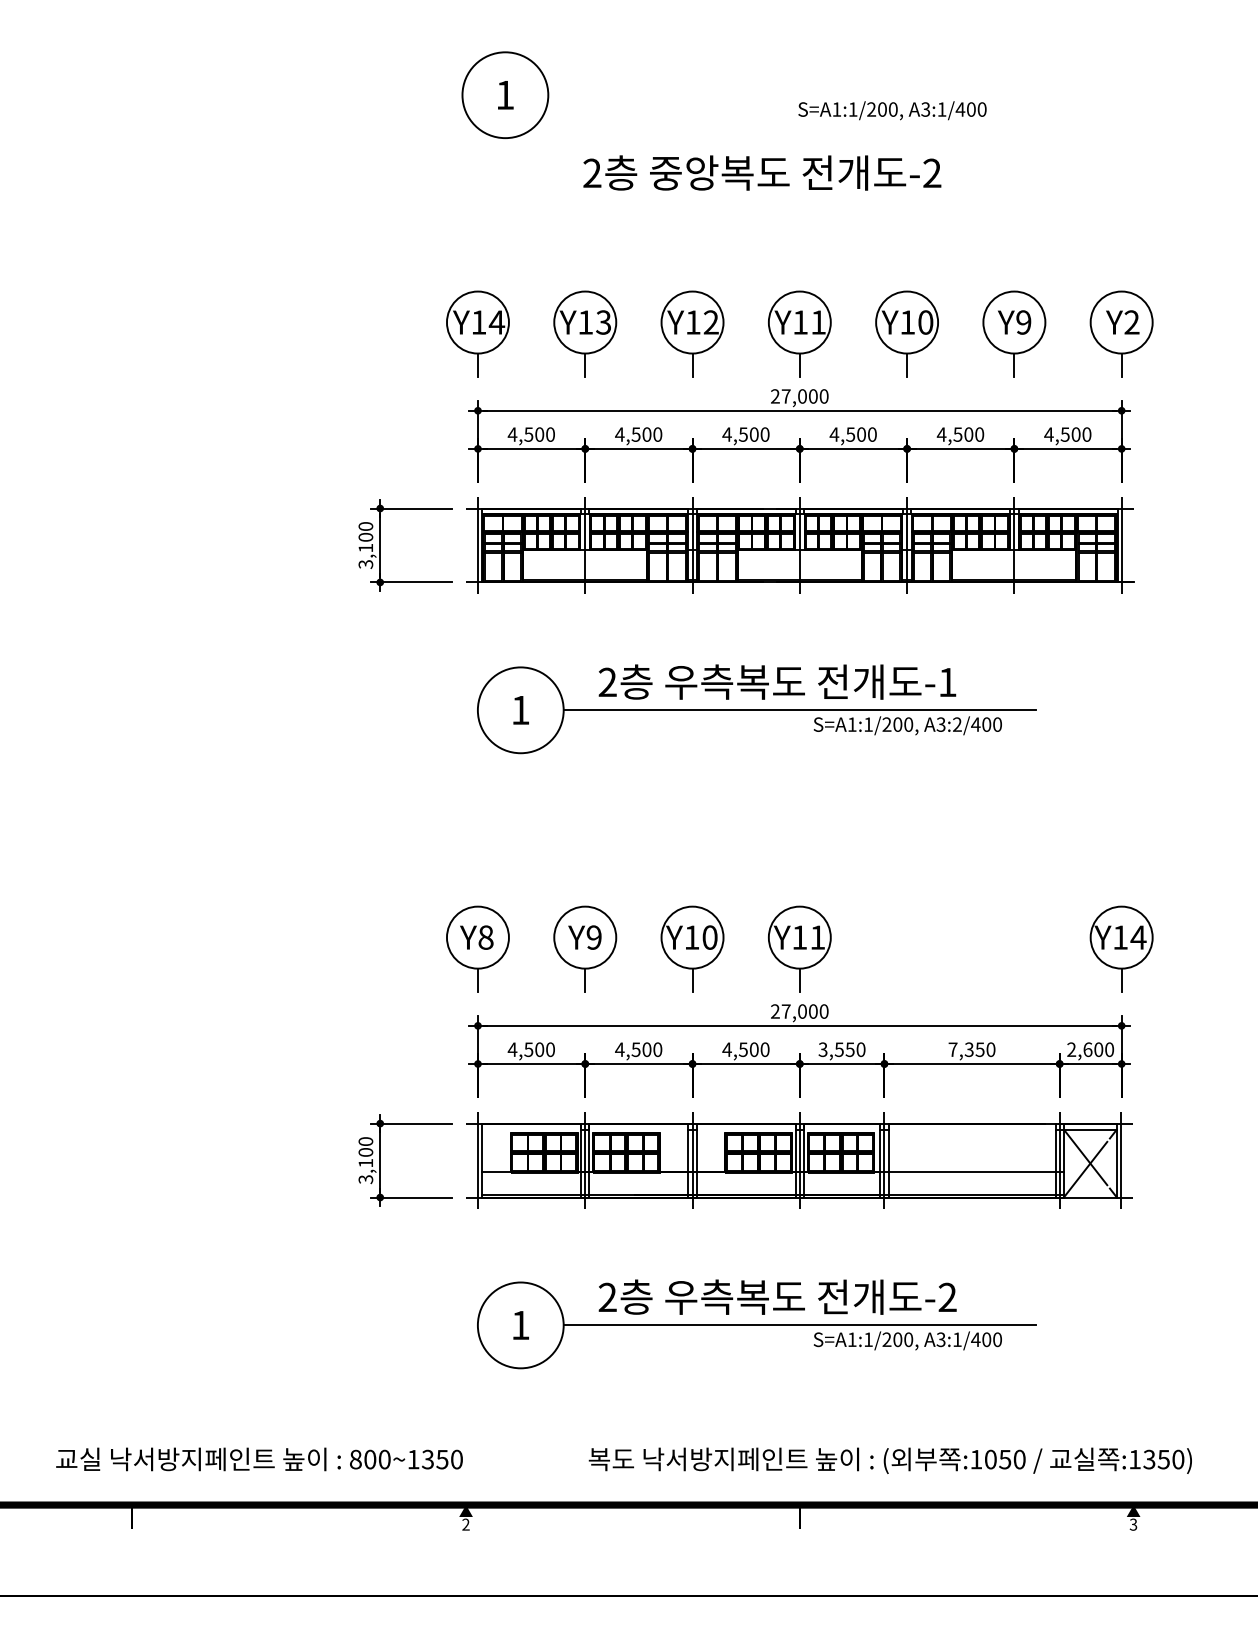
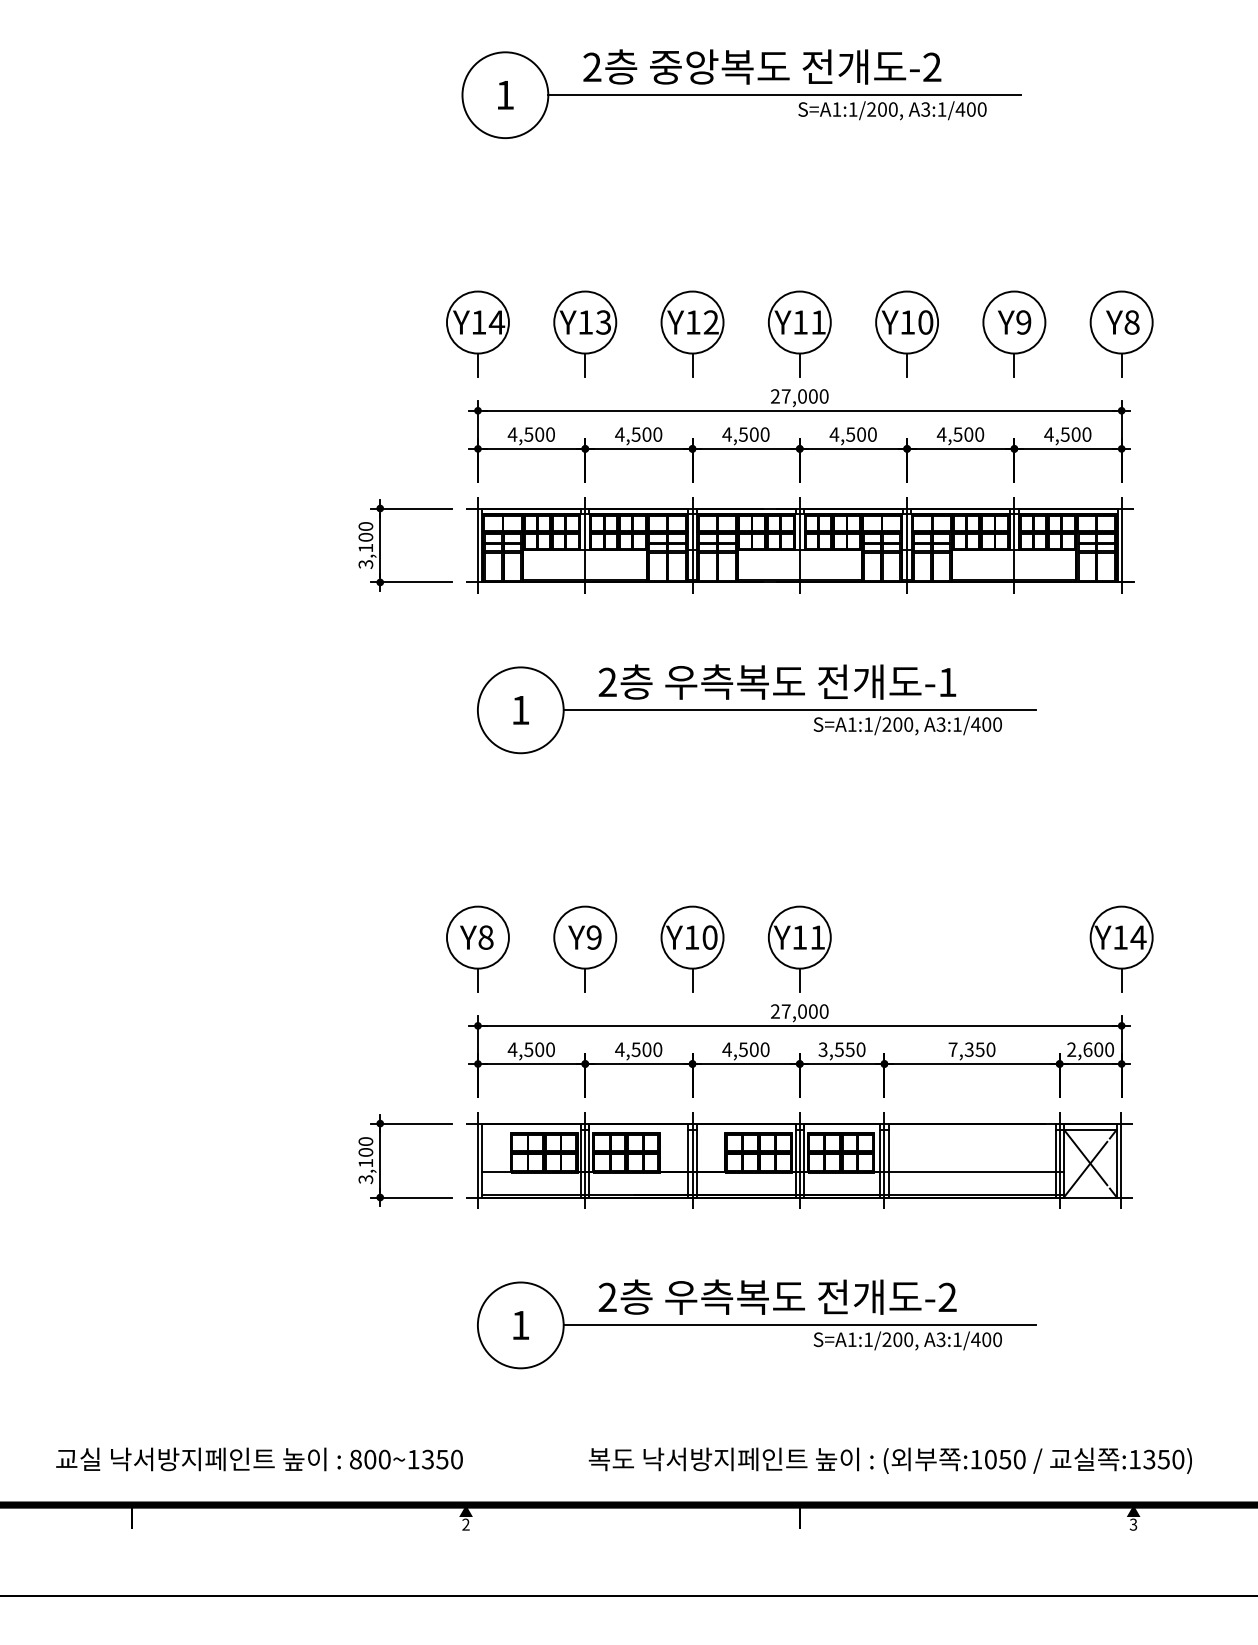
line: none -> present (784, 95)
text position: (762, 172) -> (762, 66) (762, 66)
text: Y2 -> Y8 (1131, 322)
text: A3:2/400 -> A3:1/400 (957, 724)
